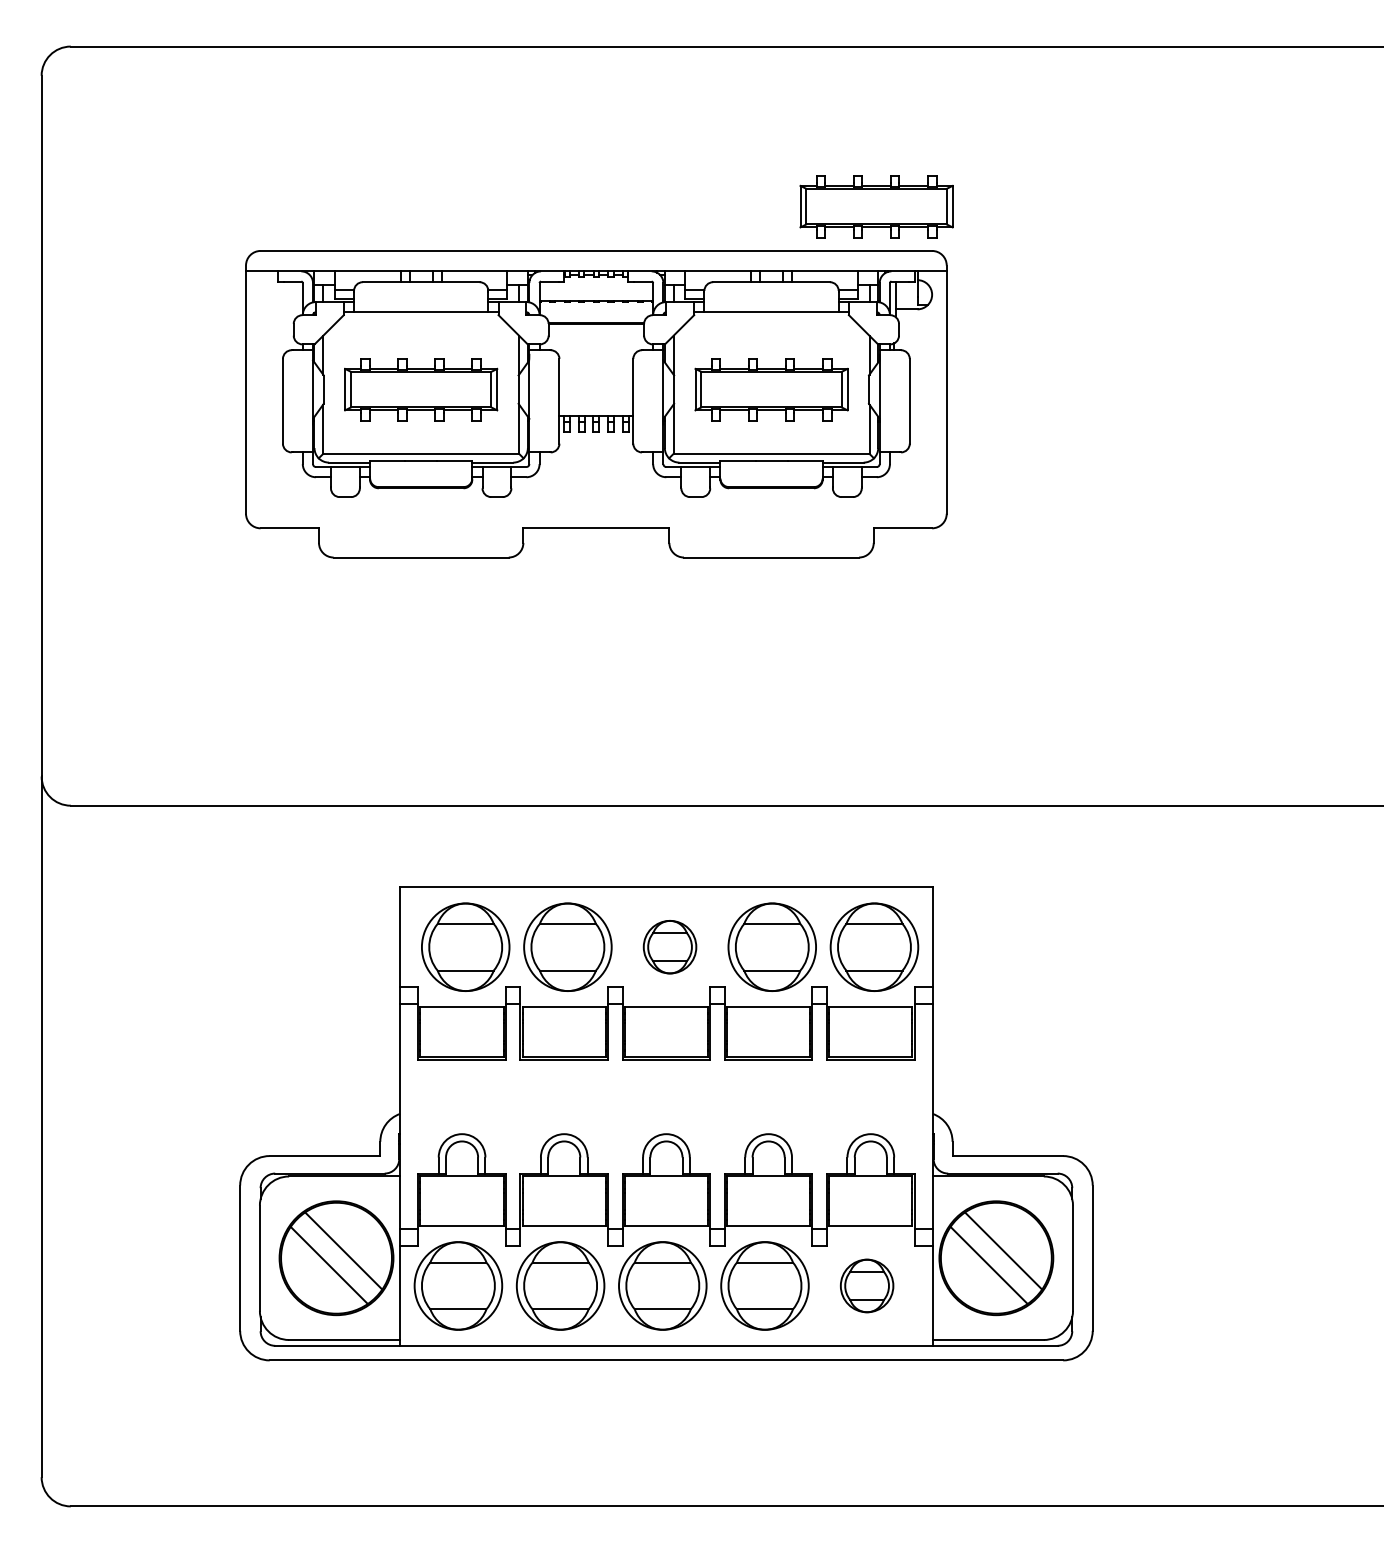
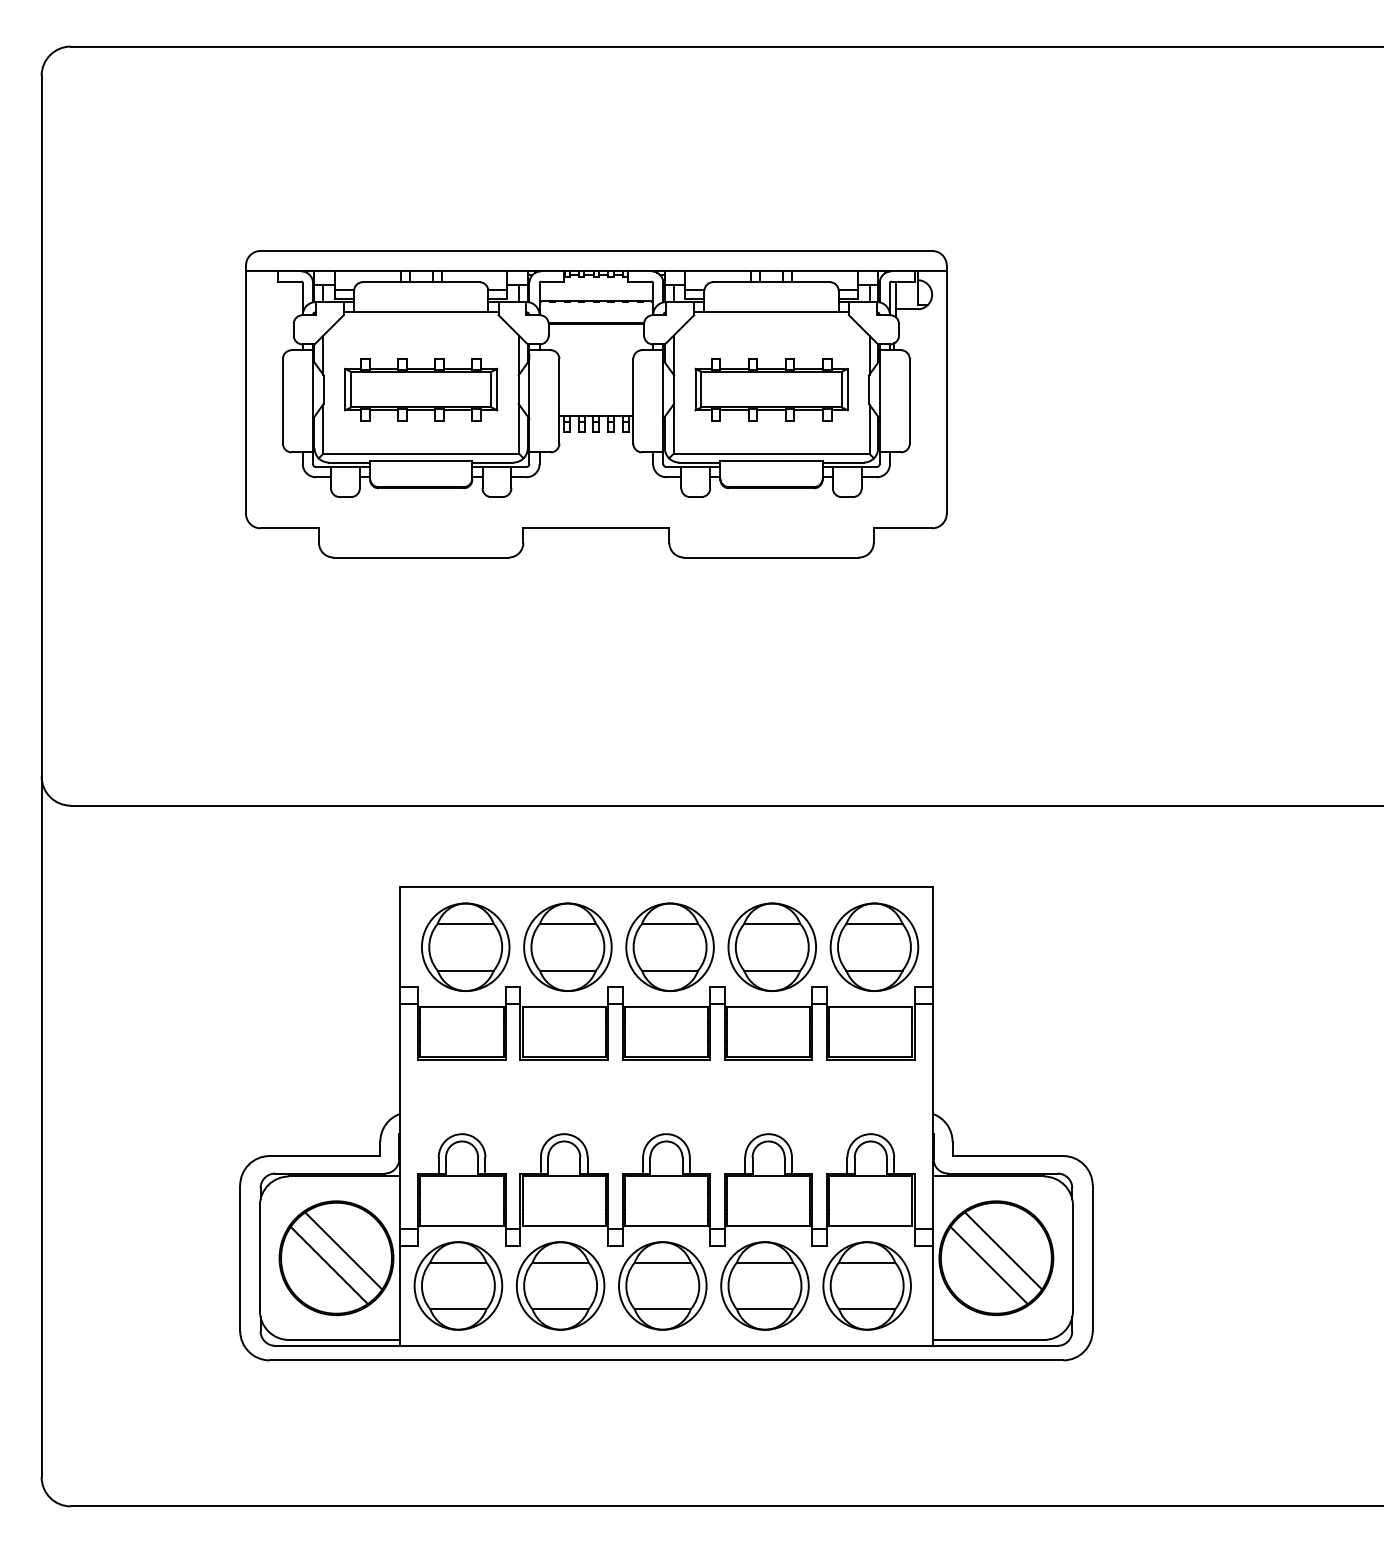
part: present -> none (876, 206)
part size: 56x55 px -> 90x90 px (669, 946)
part size: 55x56 px -> 90x90 px (866, 1285)
